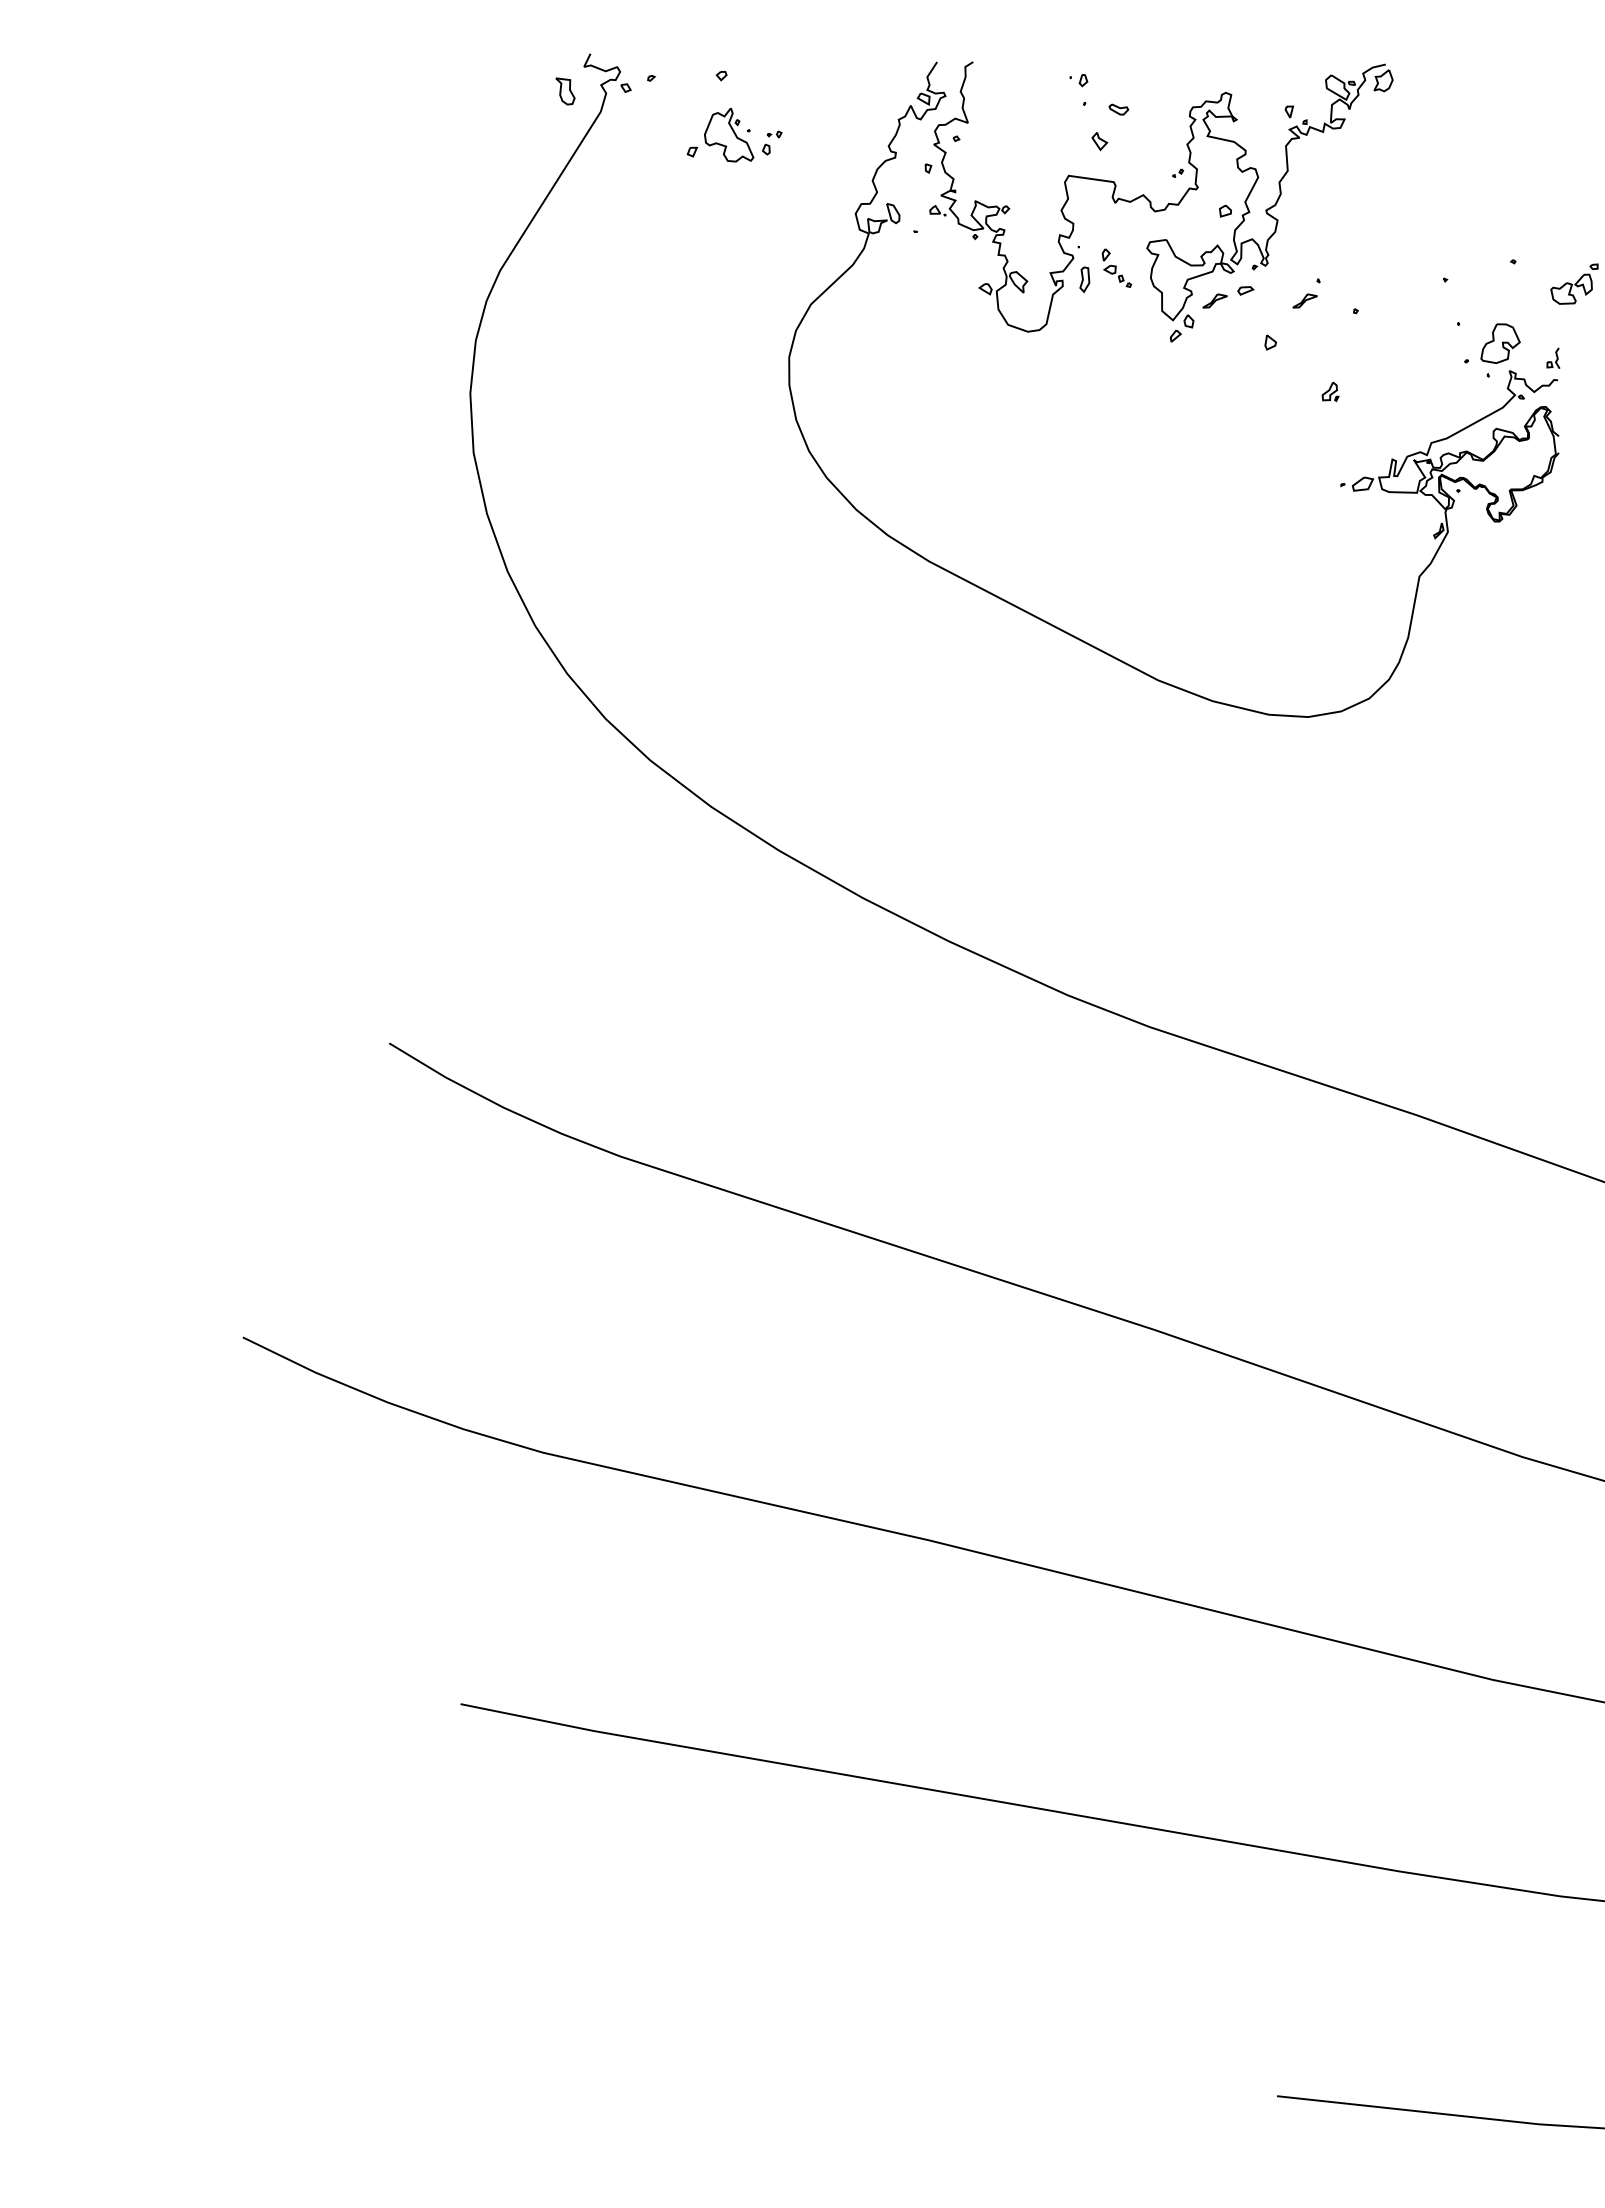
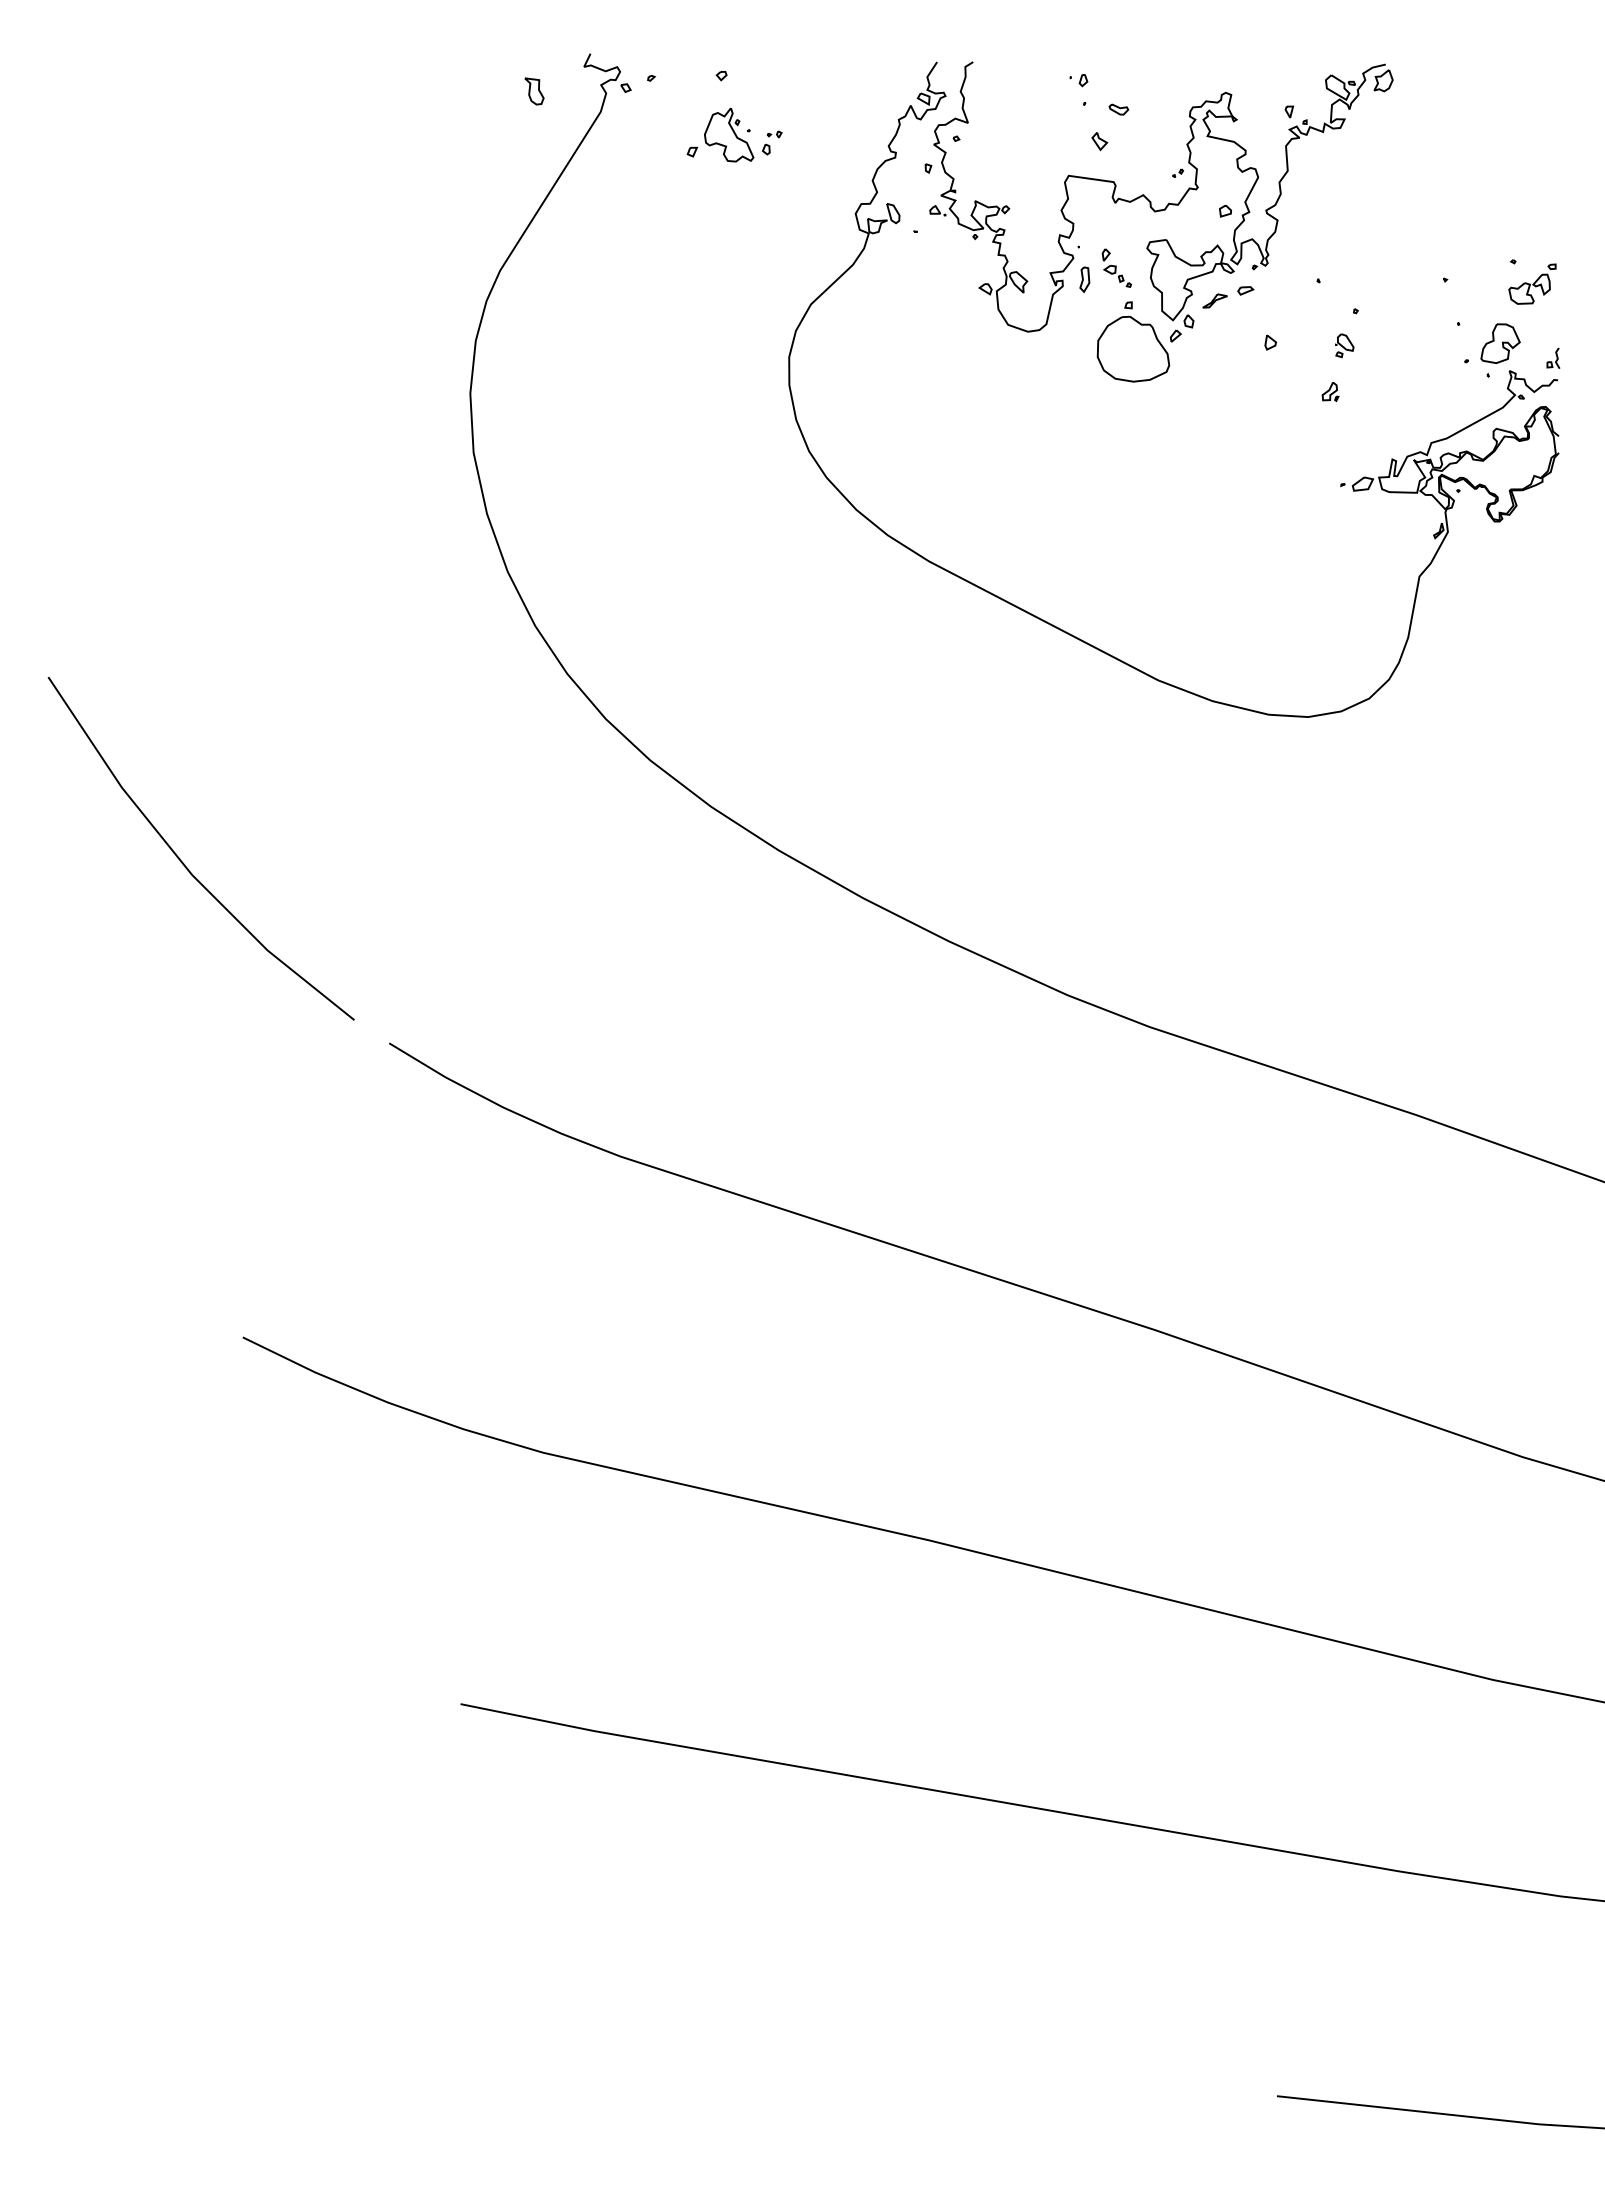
part position: (565, 91) -> (534, 91) (534, 91)
part position: (1574, 283) -> (1532, 283) (1532, 283)
part: present -> none (1304, 300)
part: none -> present (1133, 341)
part: none -> present (1344, 345)
line: none -> present (184, 863)
